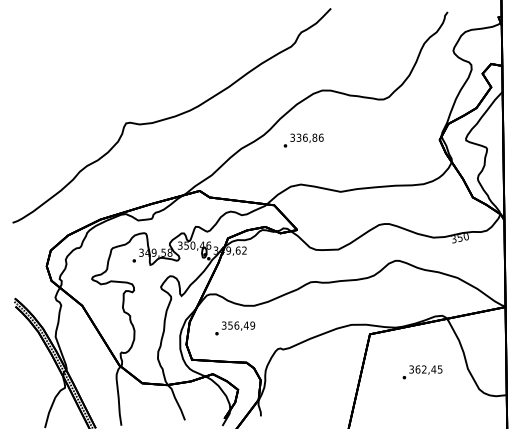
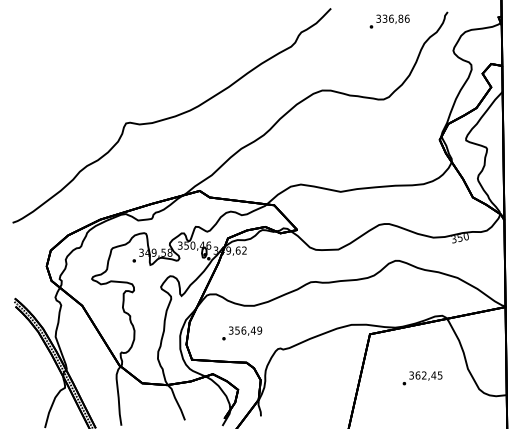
text position: (303, 140) -> (389, 21) (389, 21)
text position: (235, 328) -> (242, 333) (242, 333)
text position: (422, 372) -> (422, 378) (422, 378)
